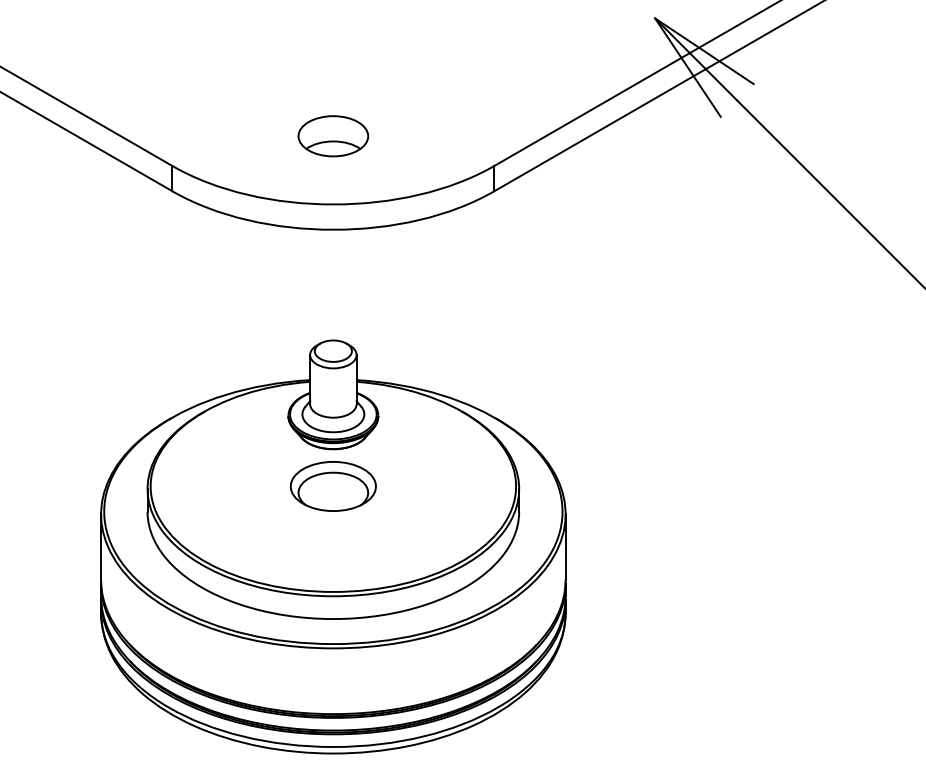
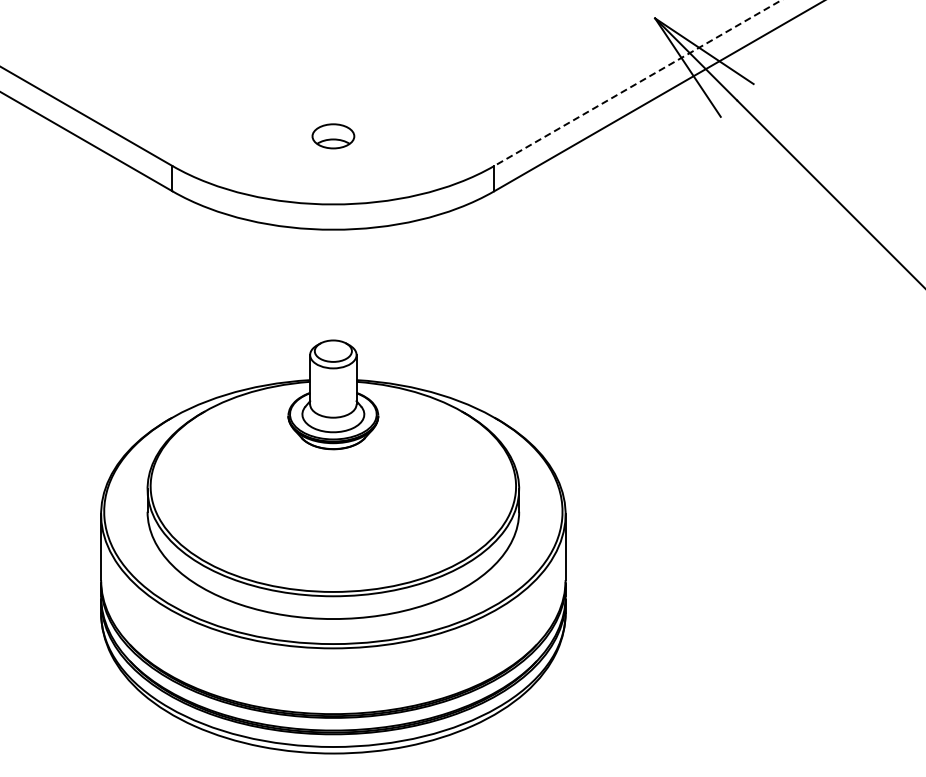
line: solid -> dashed (637, 83)
part size: 73x43 px -> 45x27 px (333, 136)
part: present -> none (332, 486)
